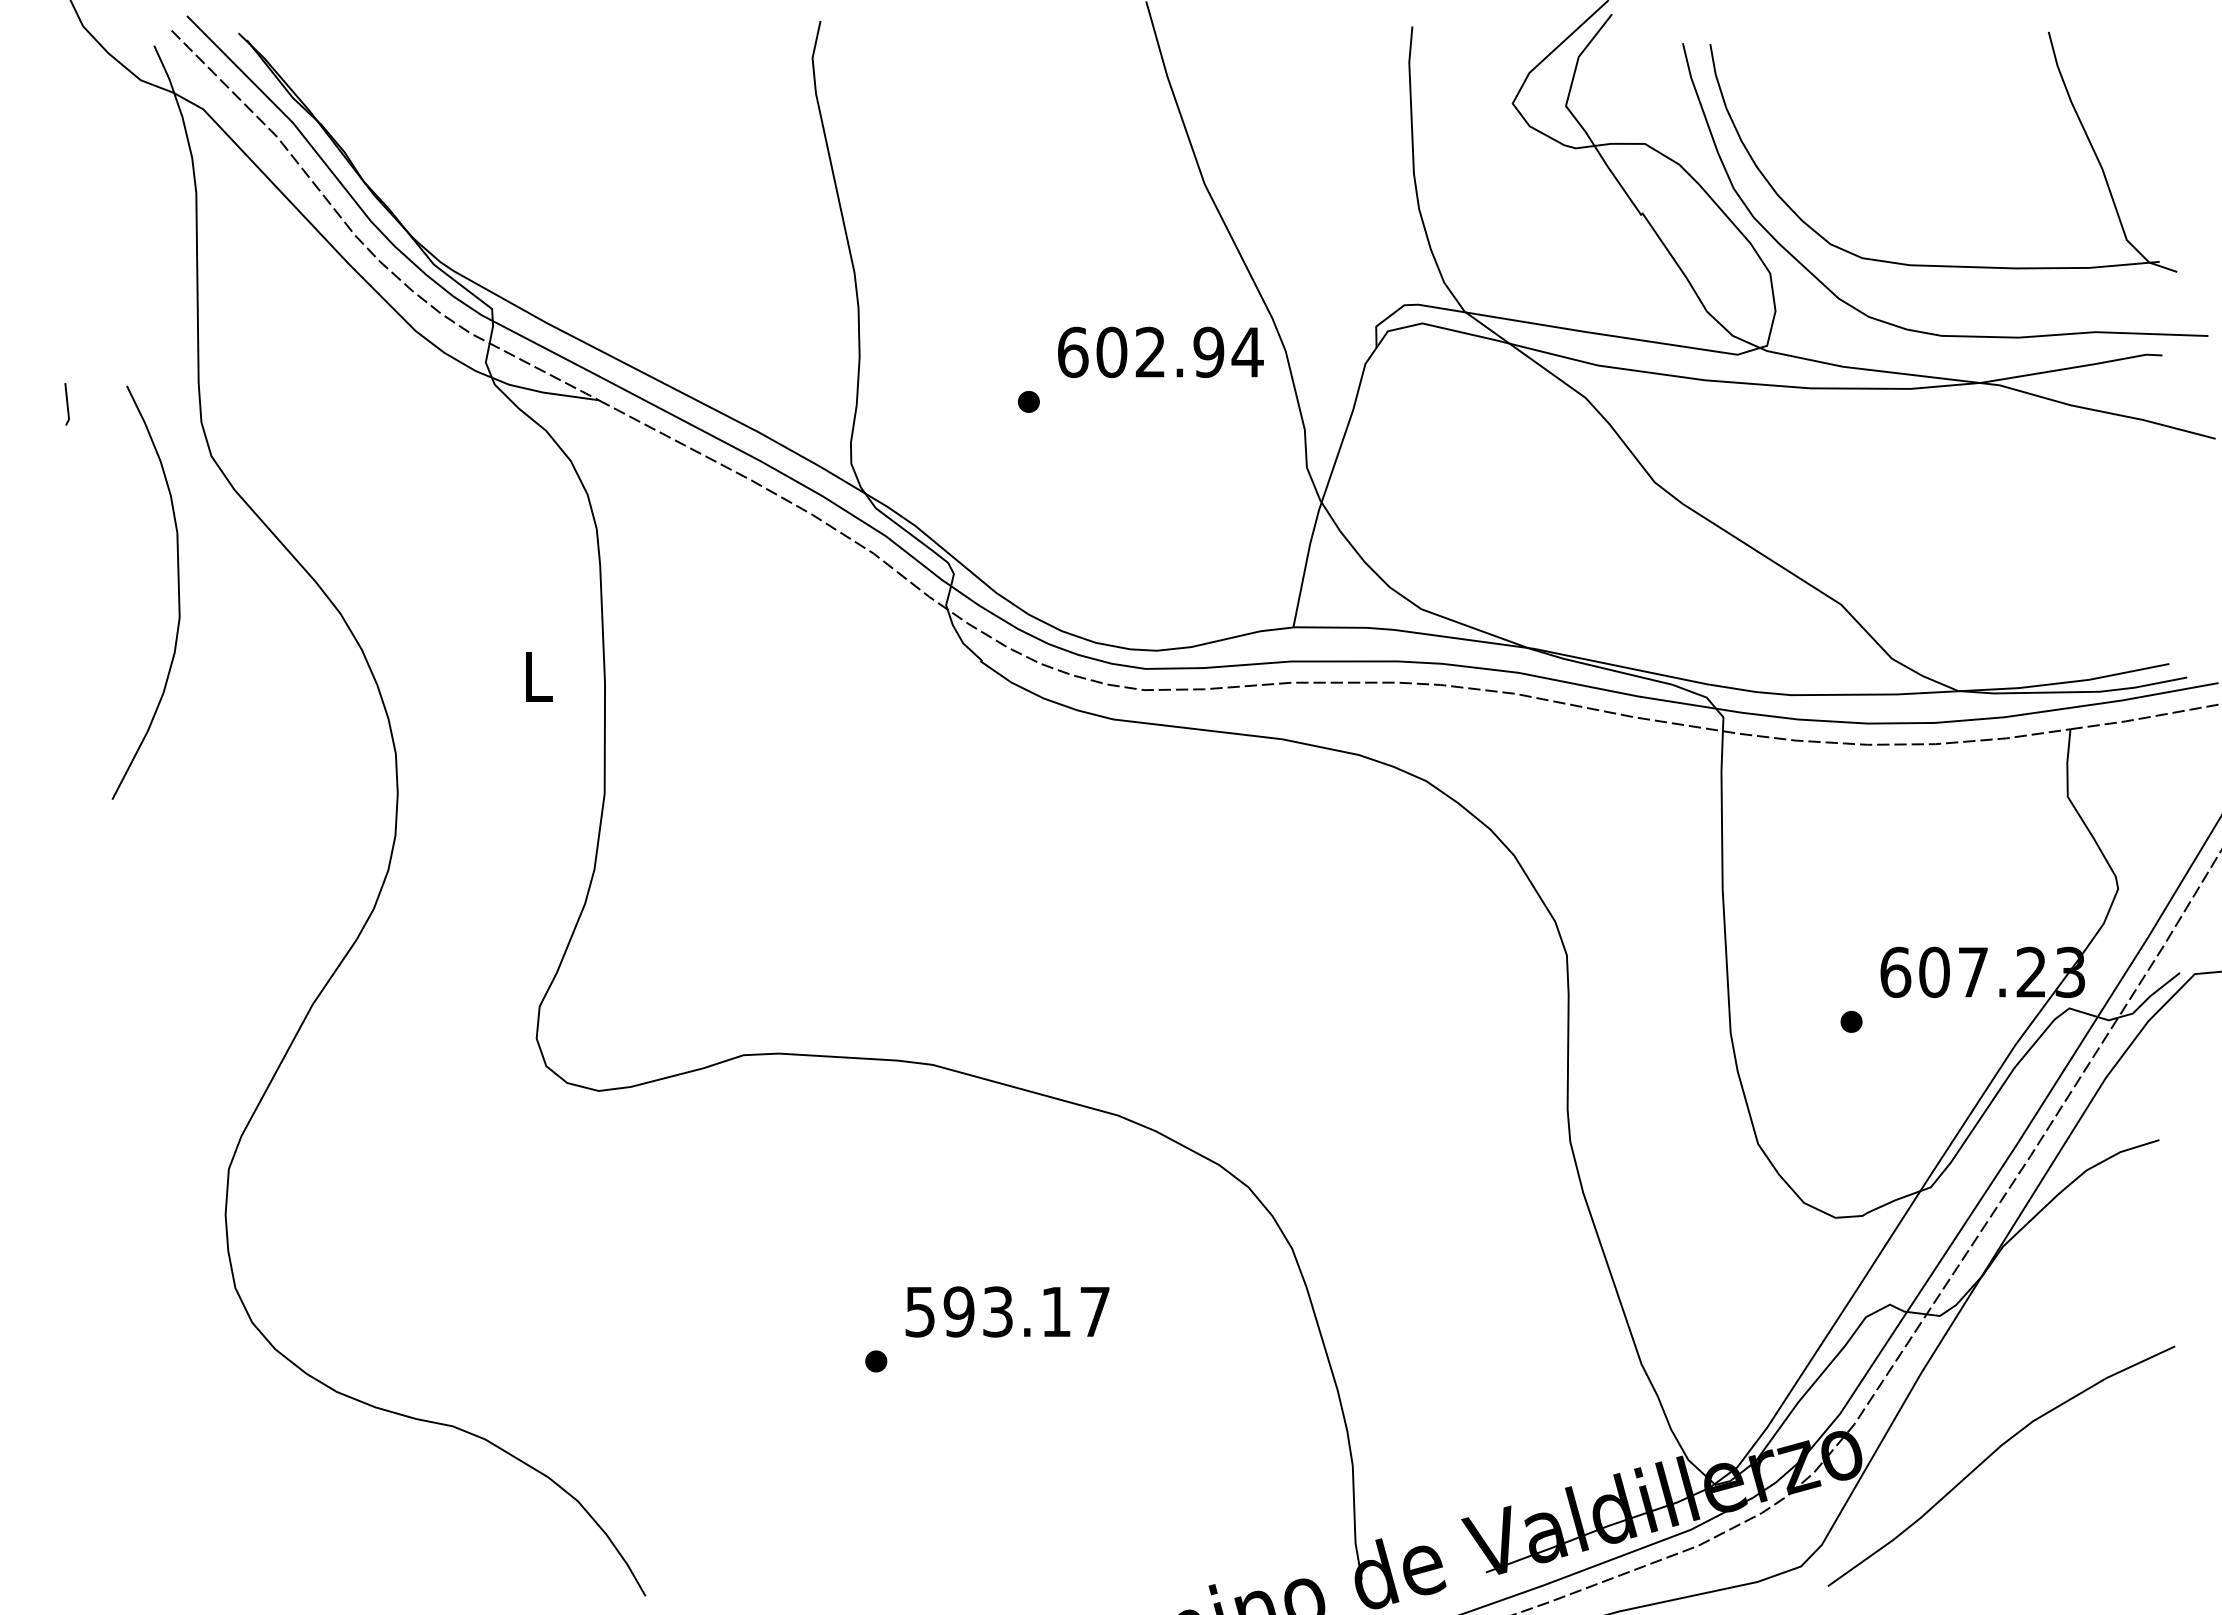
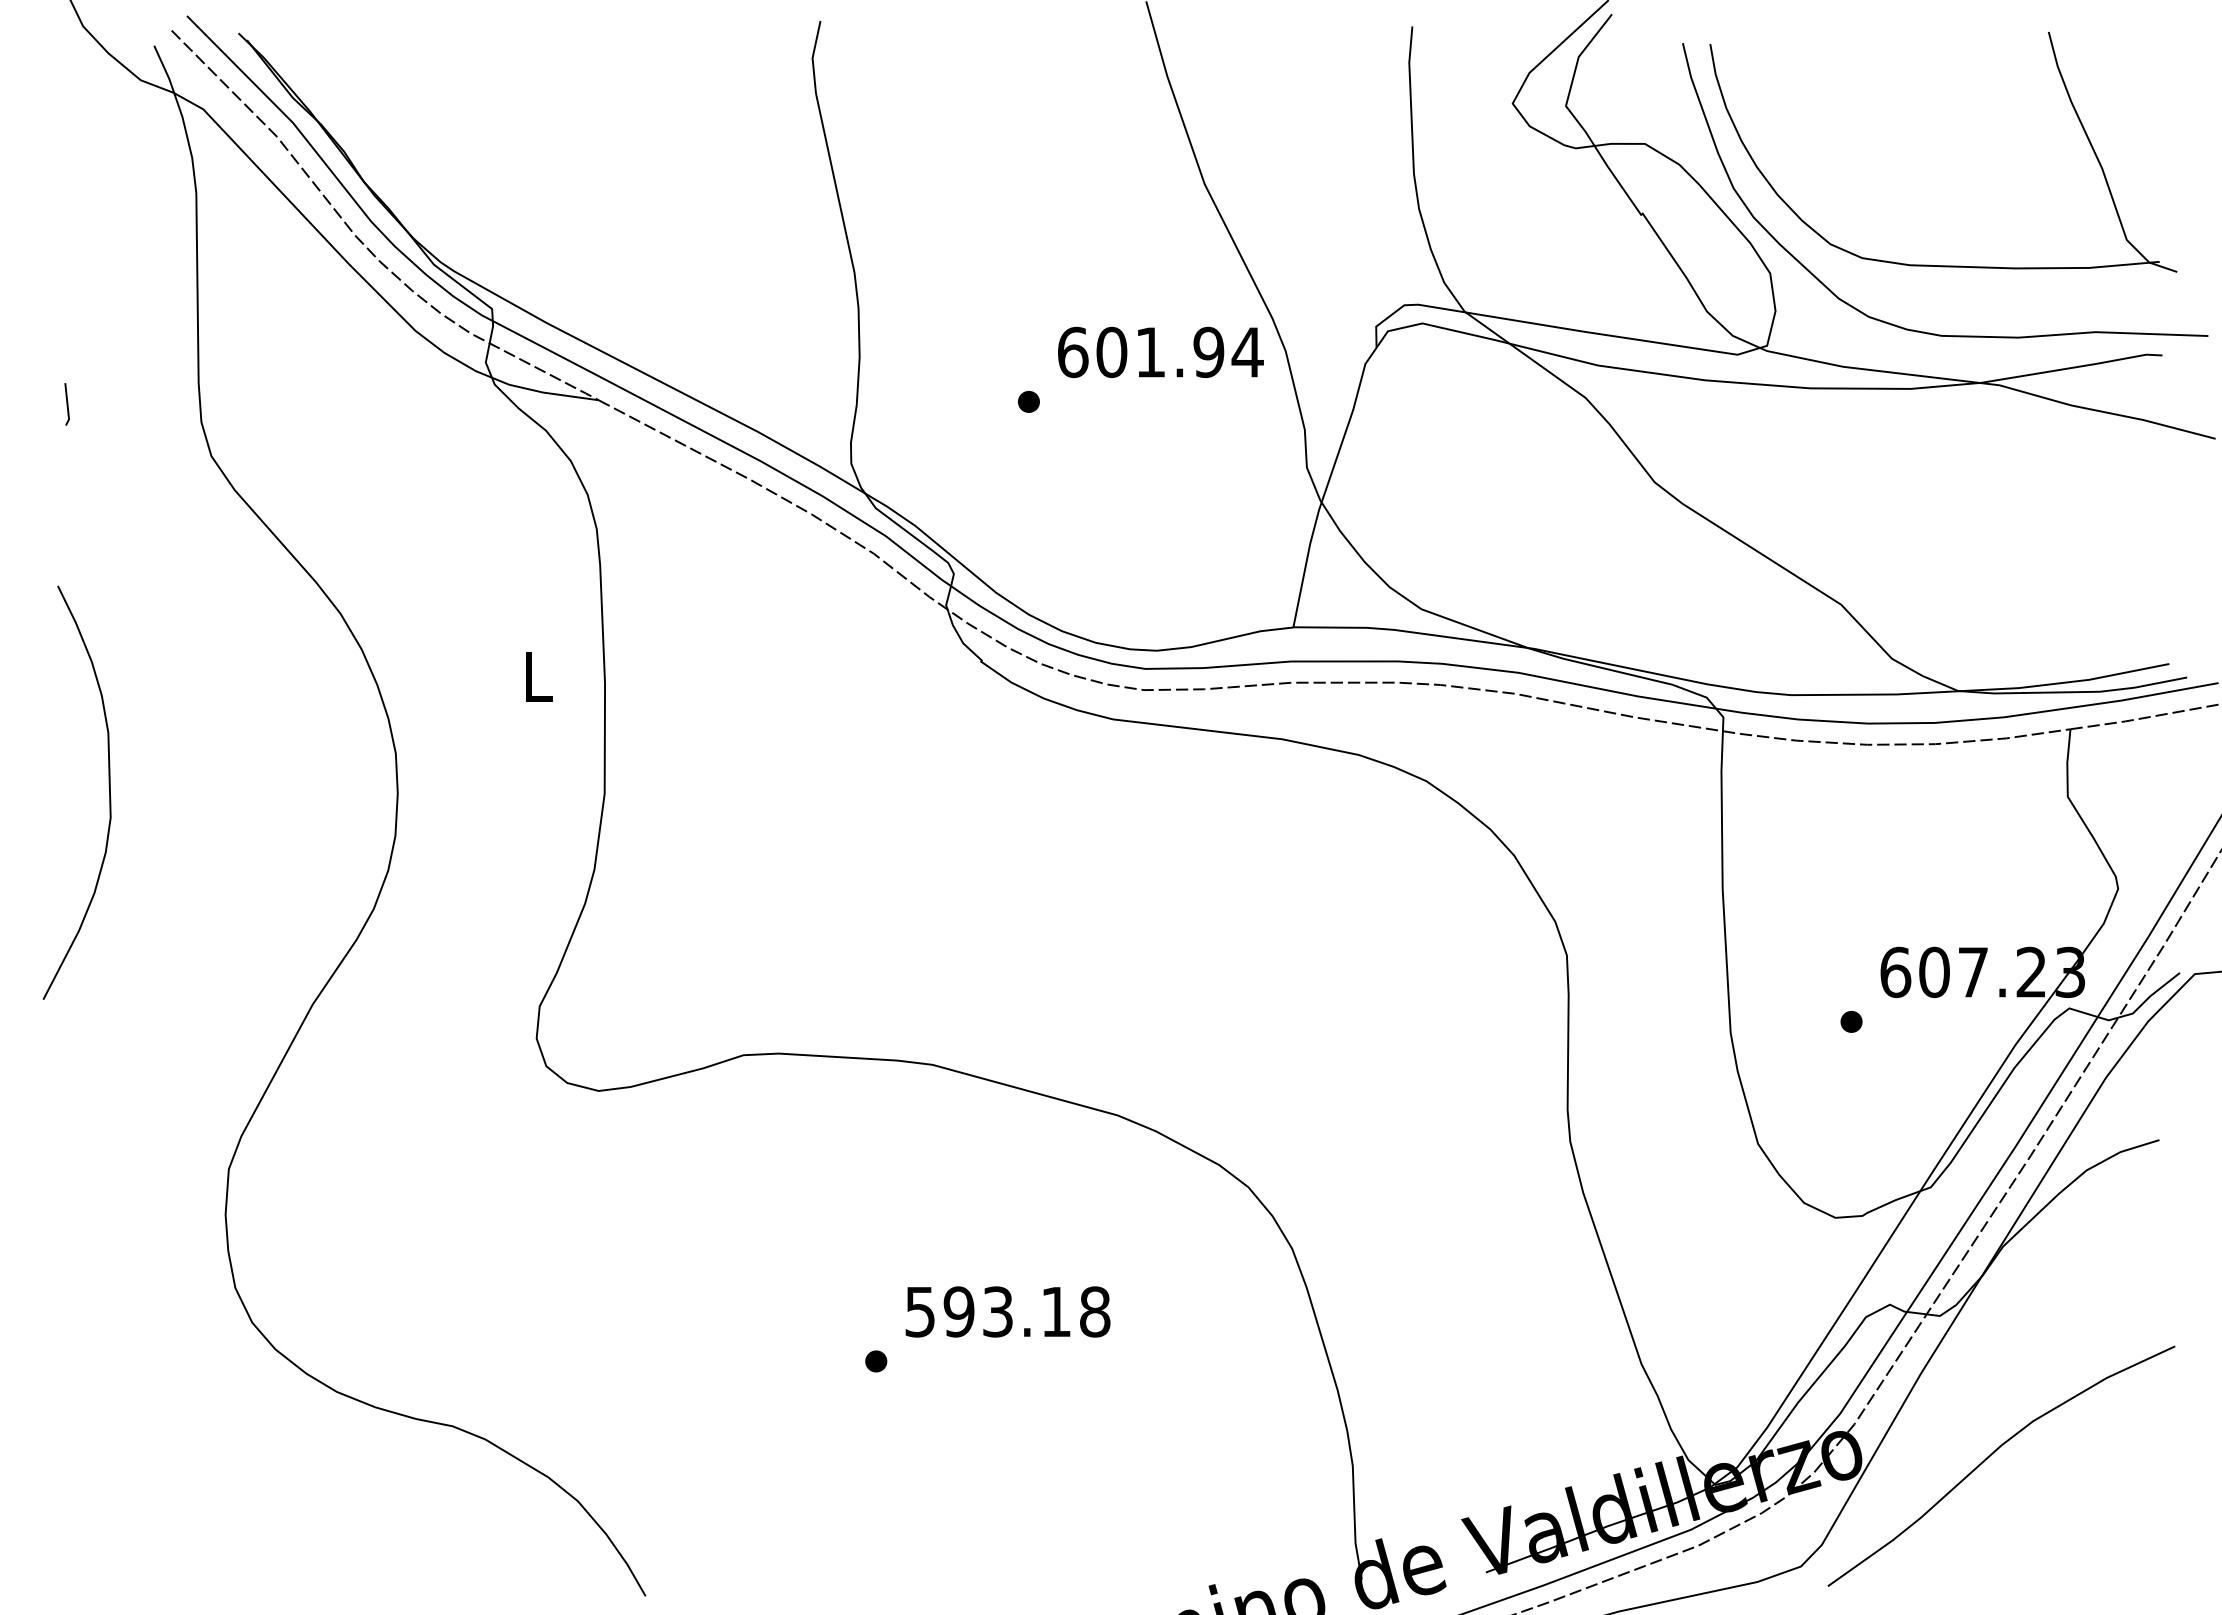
text: 602.94 -> 601.94 (1149, 351)
curve position: (177, 585) -> (108, 785) (108, 785)
text: 593.17 -> 593.18 (1095, 1311)
